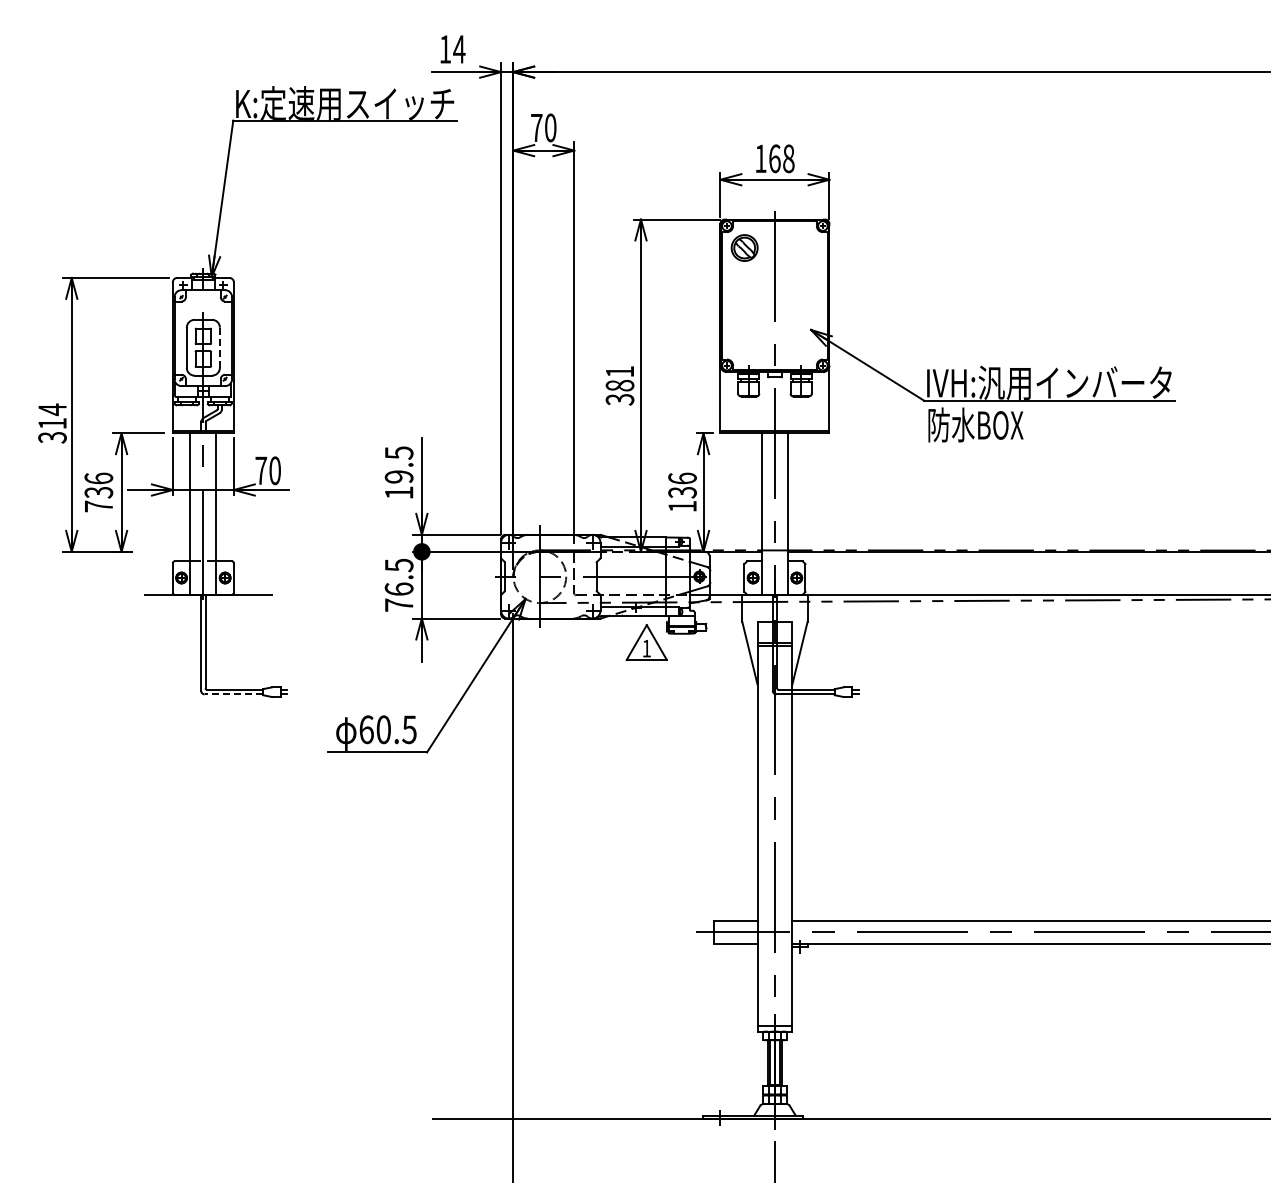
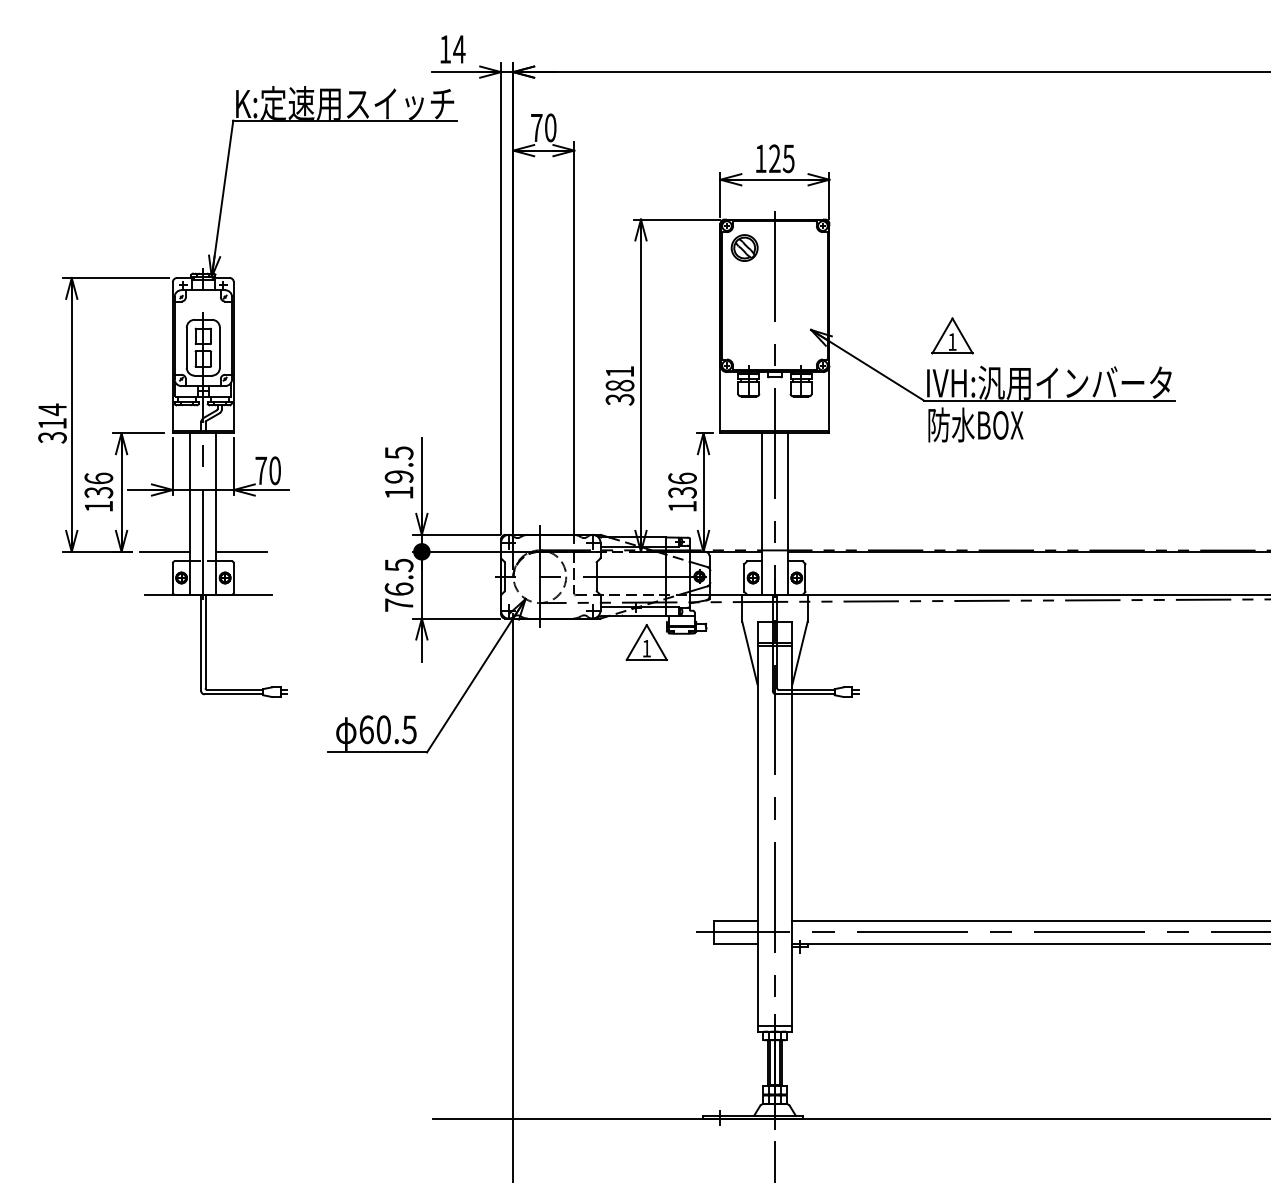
text: 168 -> 125 (781, 158)
part: none -> present (952, 335)
line: dashed -> solid (219, 347)
text: 736 -> 136 (98, 506)
line: none -> present (165, 551)
line: none -> present (241, 551)
line: dashed -> solid (233, 694)
